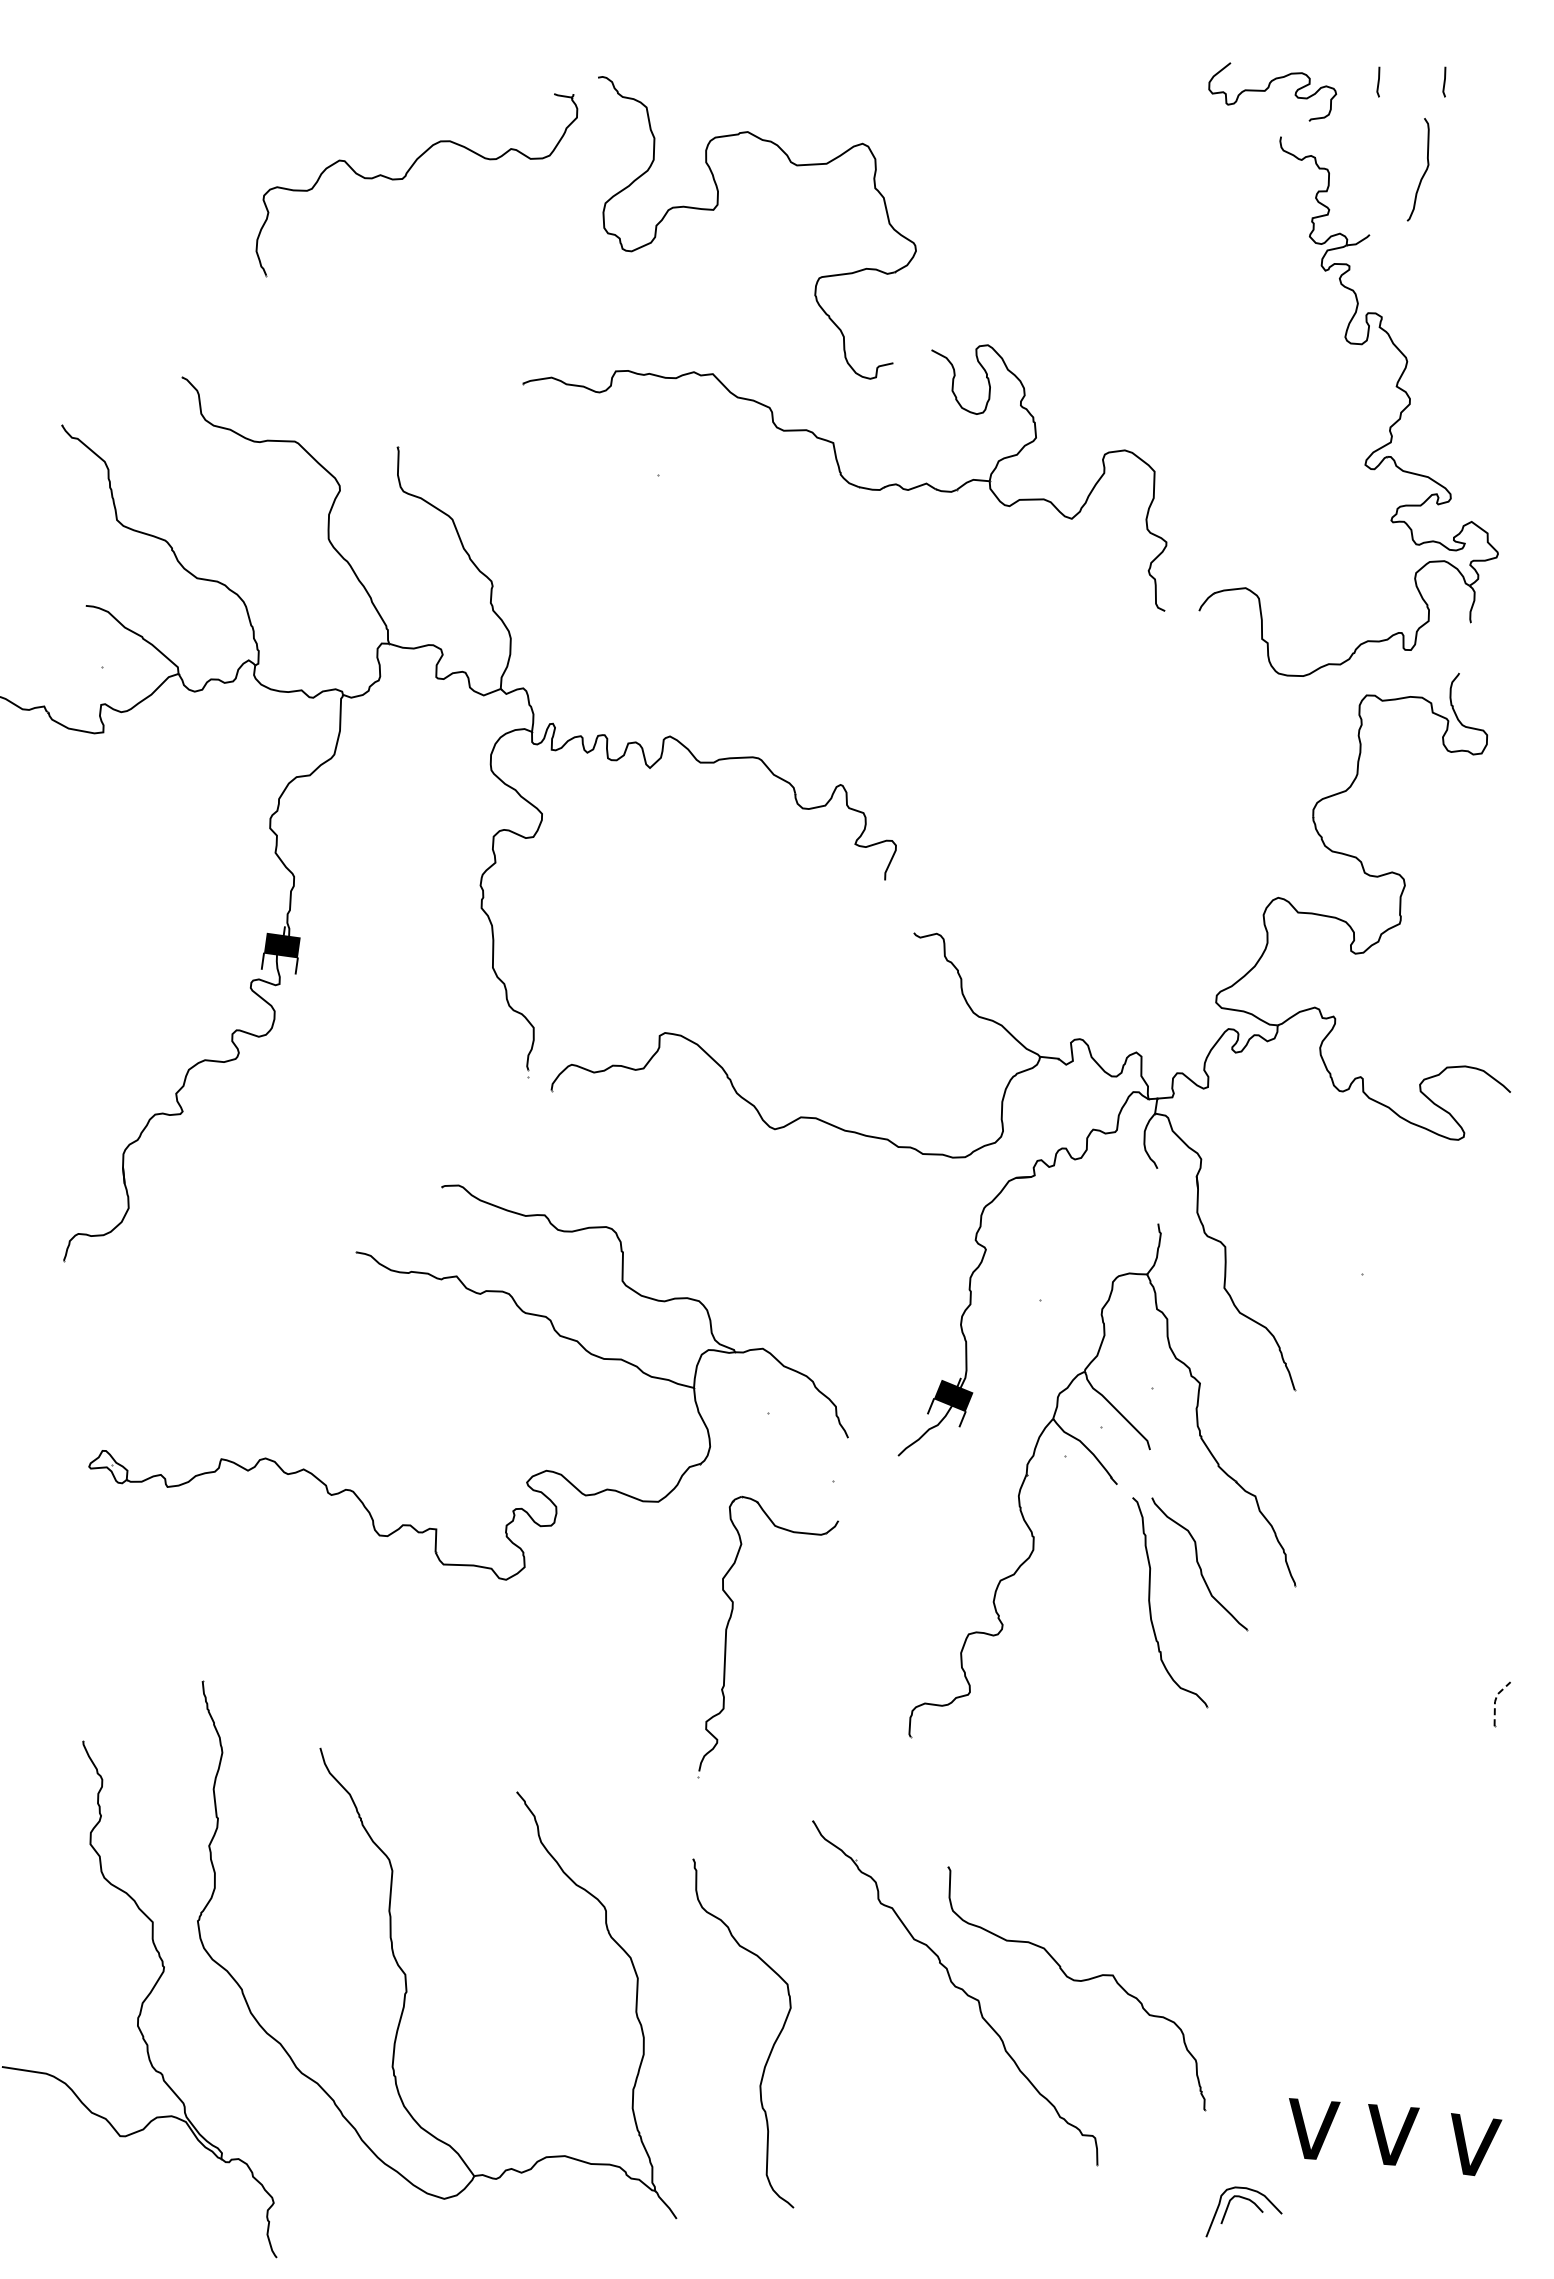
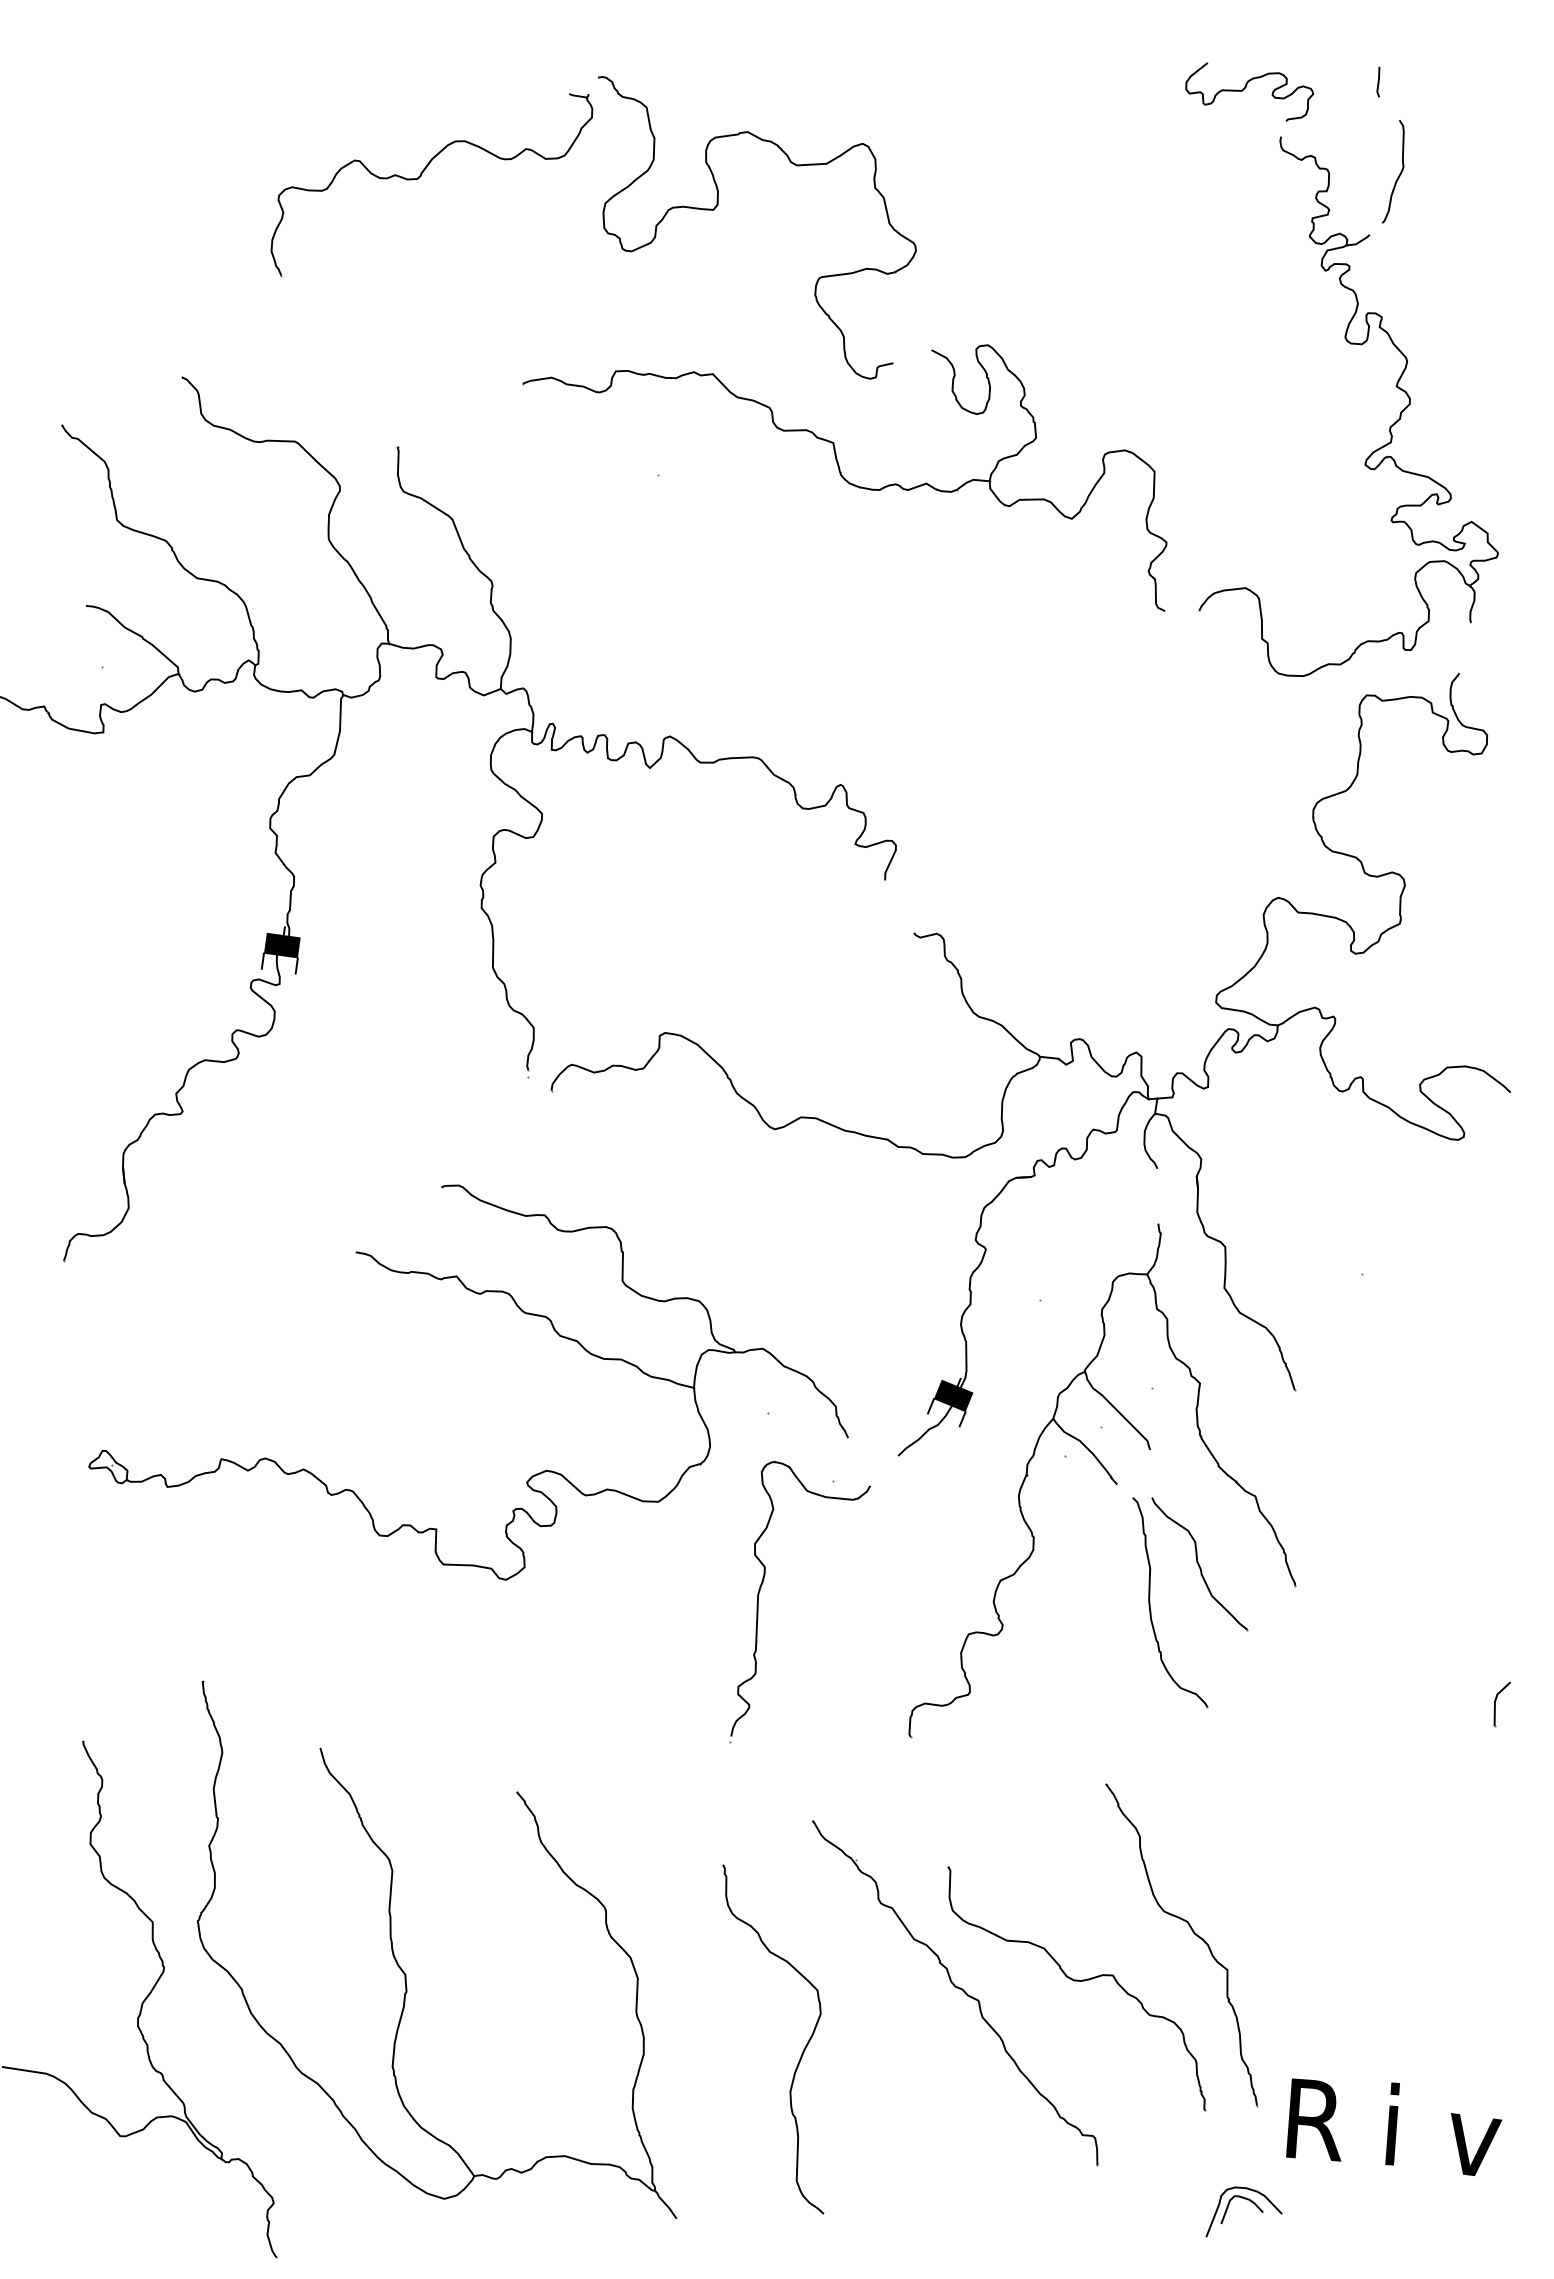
line: present -> none (1444, 81)
curve position: (1269, 87) -> (1246, 87) (1246, 87)
curve position: (1423, 173) -> (1398, 175) (1398, 175)
part position: (406, 176) -> (421, 176) (421, 176)
part position: (730, 1620) -> (762, 1585) (762, 1585)
line: dashed -> solid (1495, 1701)
part: none -> present (1193, 1933)
part position: (771, 2047) -> (801, 2053) (801, 2053)
text: v -> R (1313, 2119)
text: v -> i (1393, 2123)
